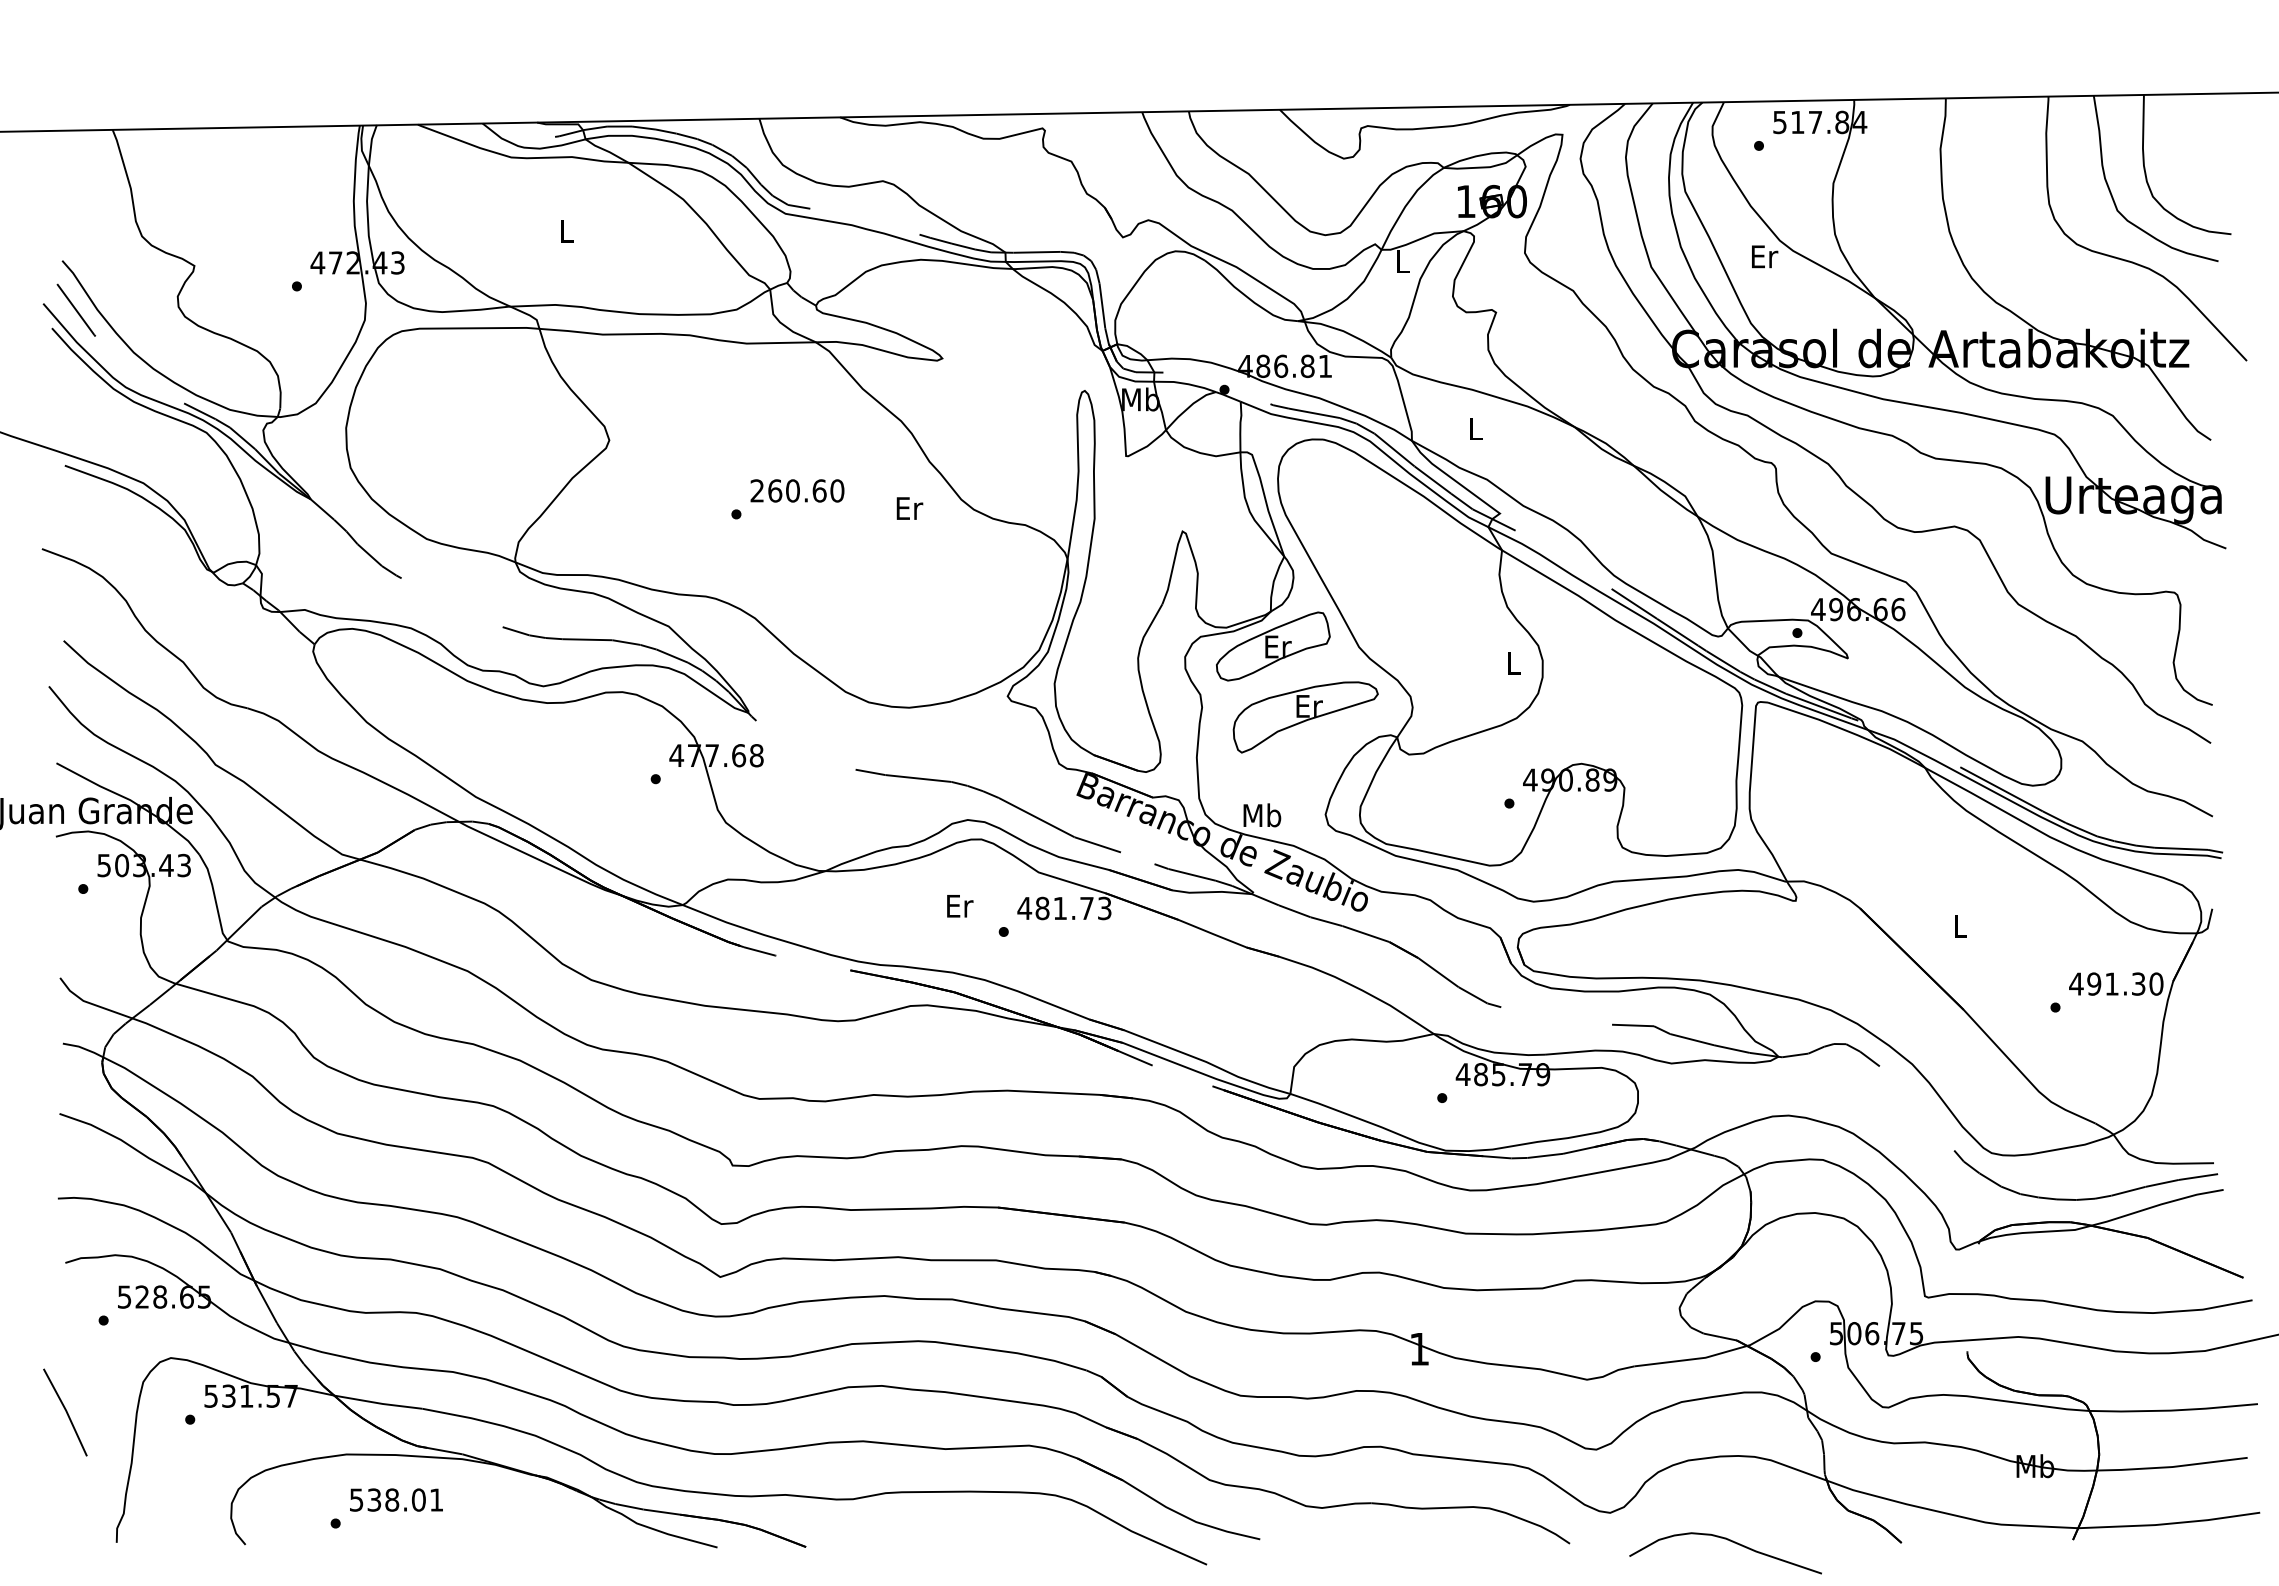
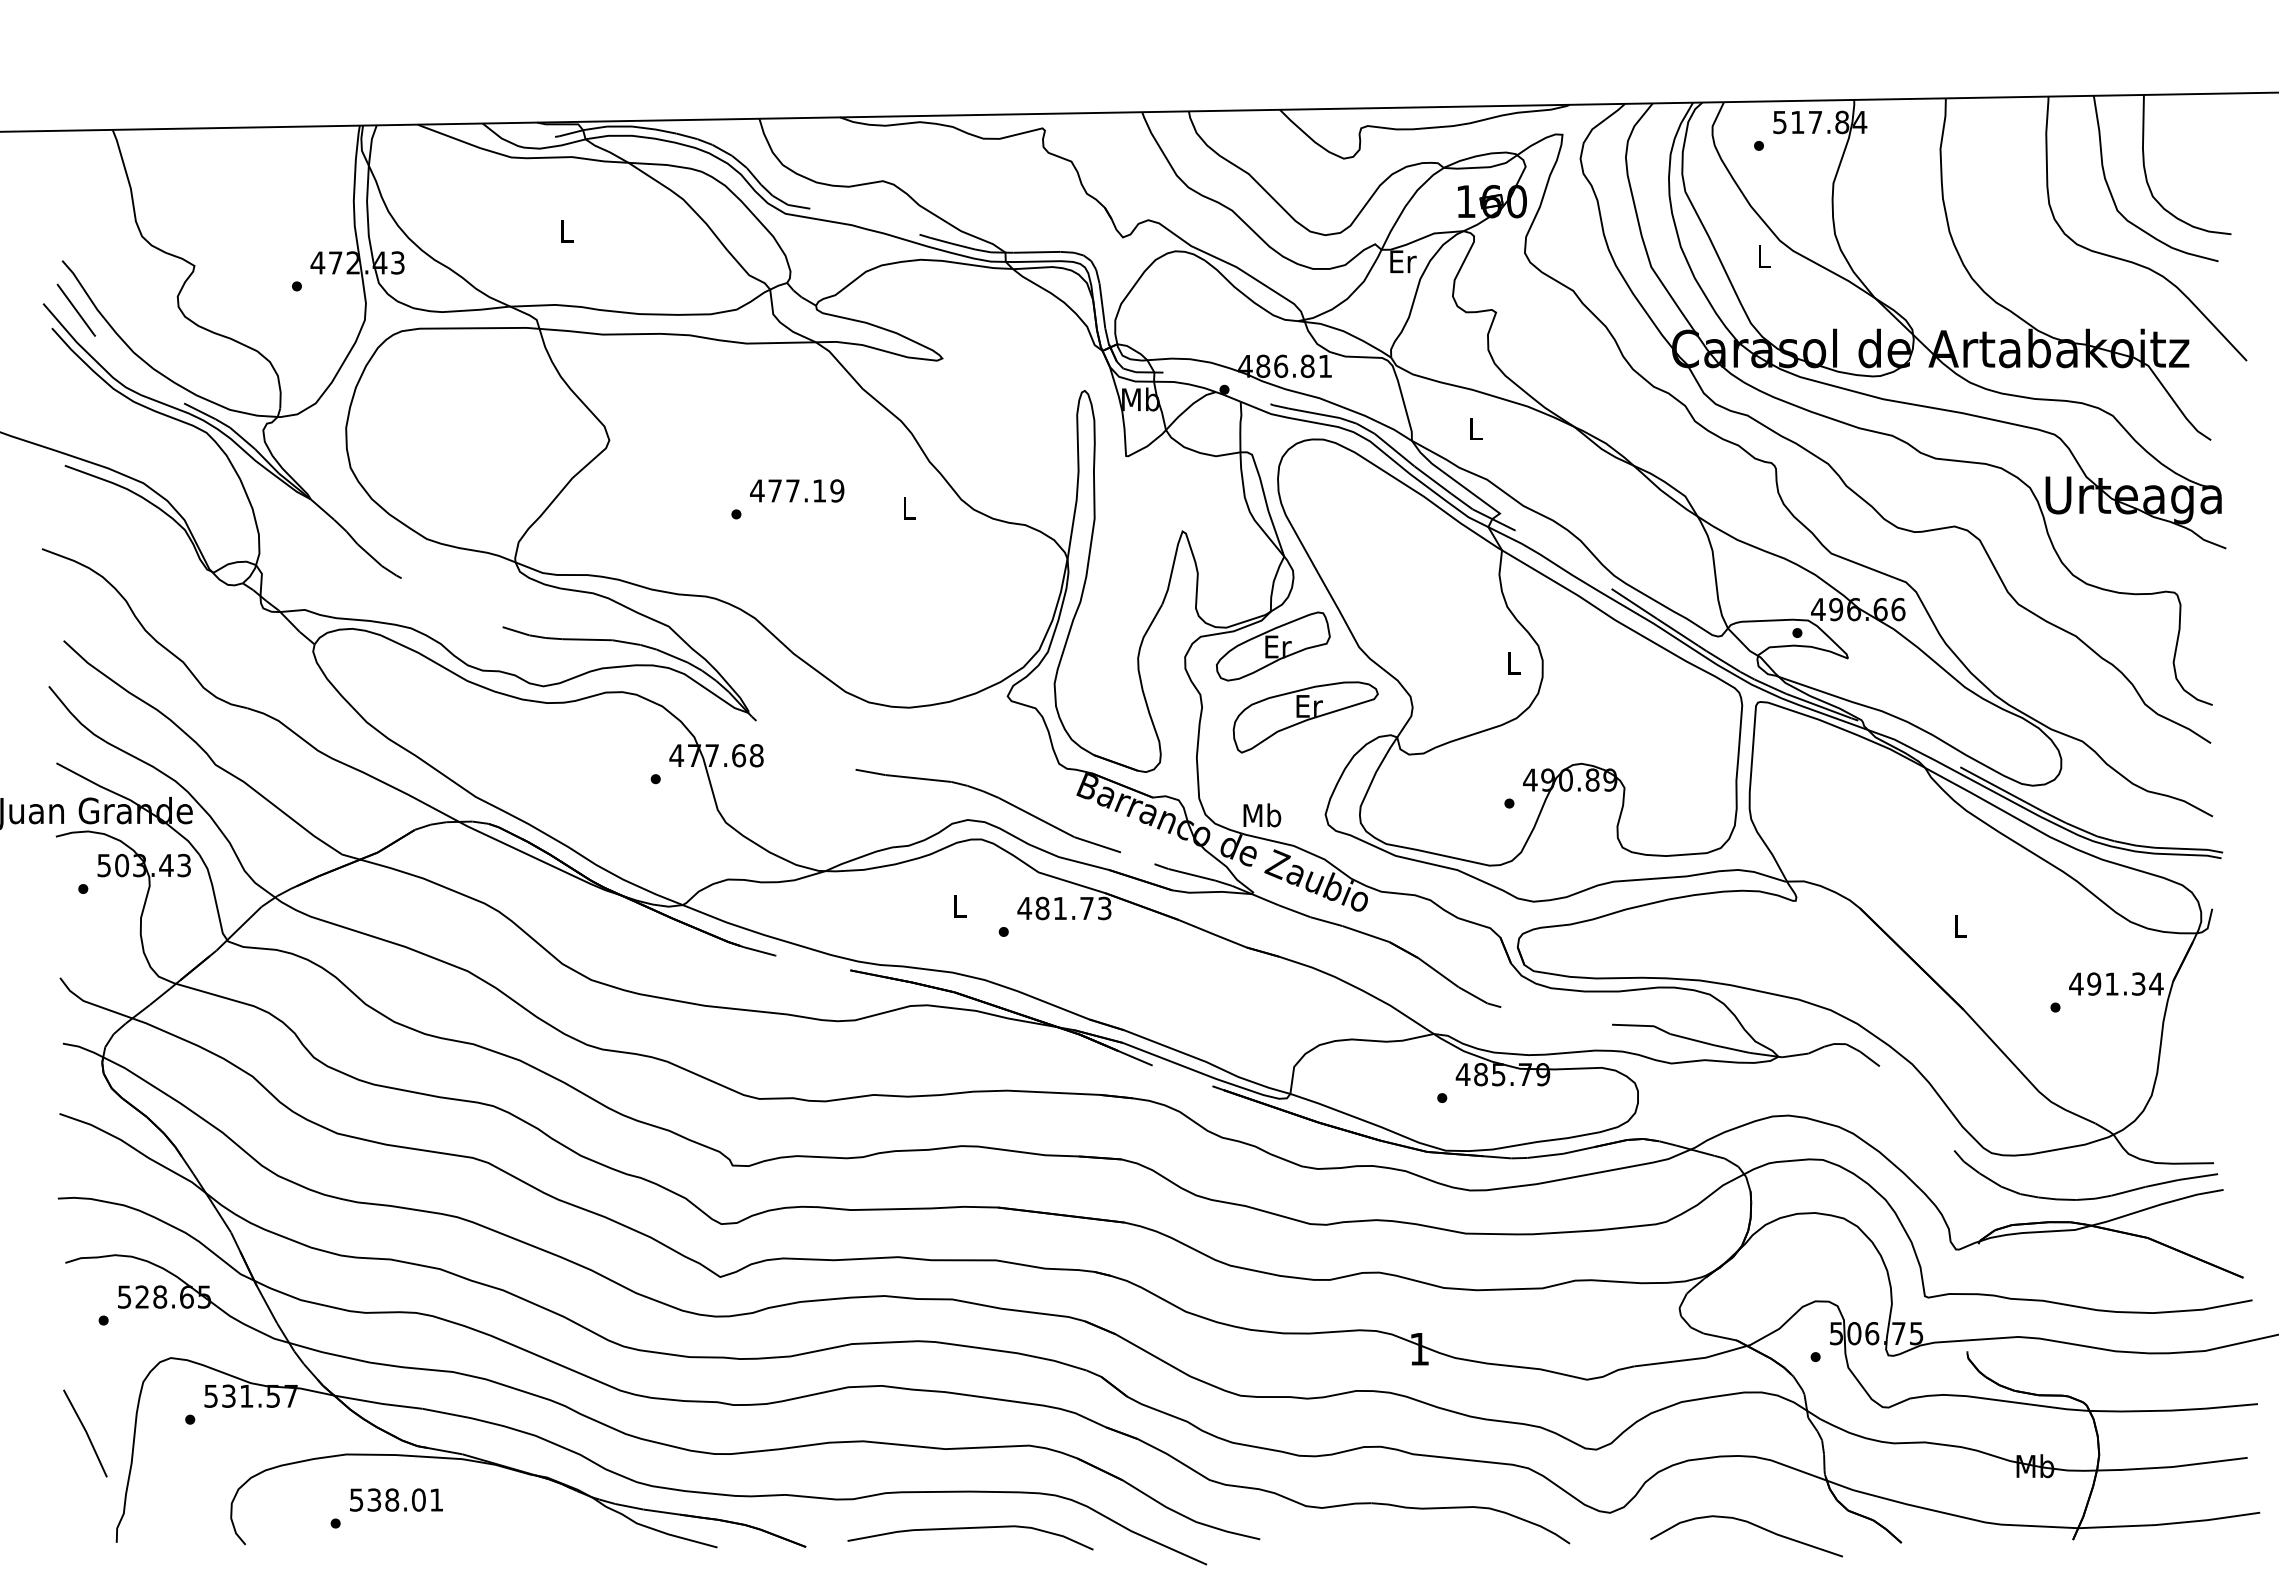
text: Er -> L (1765, 256)
text: L -> Er (1403, 261)
text: 260.60 -> 477.19 (797, 490)
text: Er -> L (909, 508)
text: Er -> L (960, 906)
text: 491.30 -> 491.34 (2156, 983)
line position: (65, 1411) -> (85, 1432) (85, 1432)
curve: none -> present (970, 1528)
curve position: (1729, 1541) -> (1750, 1524) (1750, 1524)
